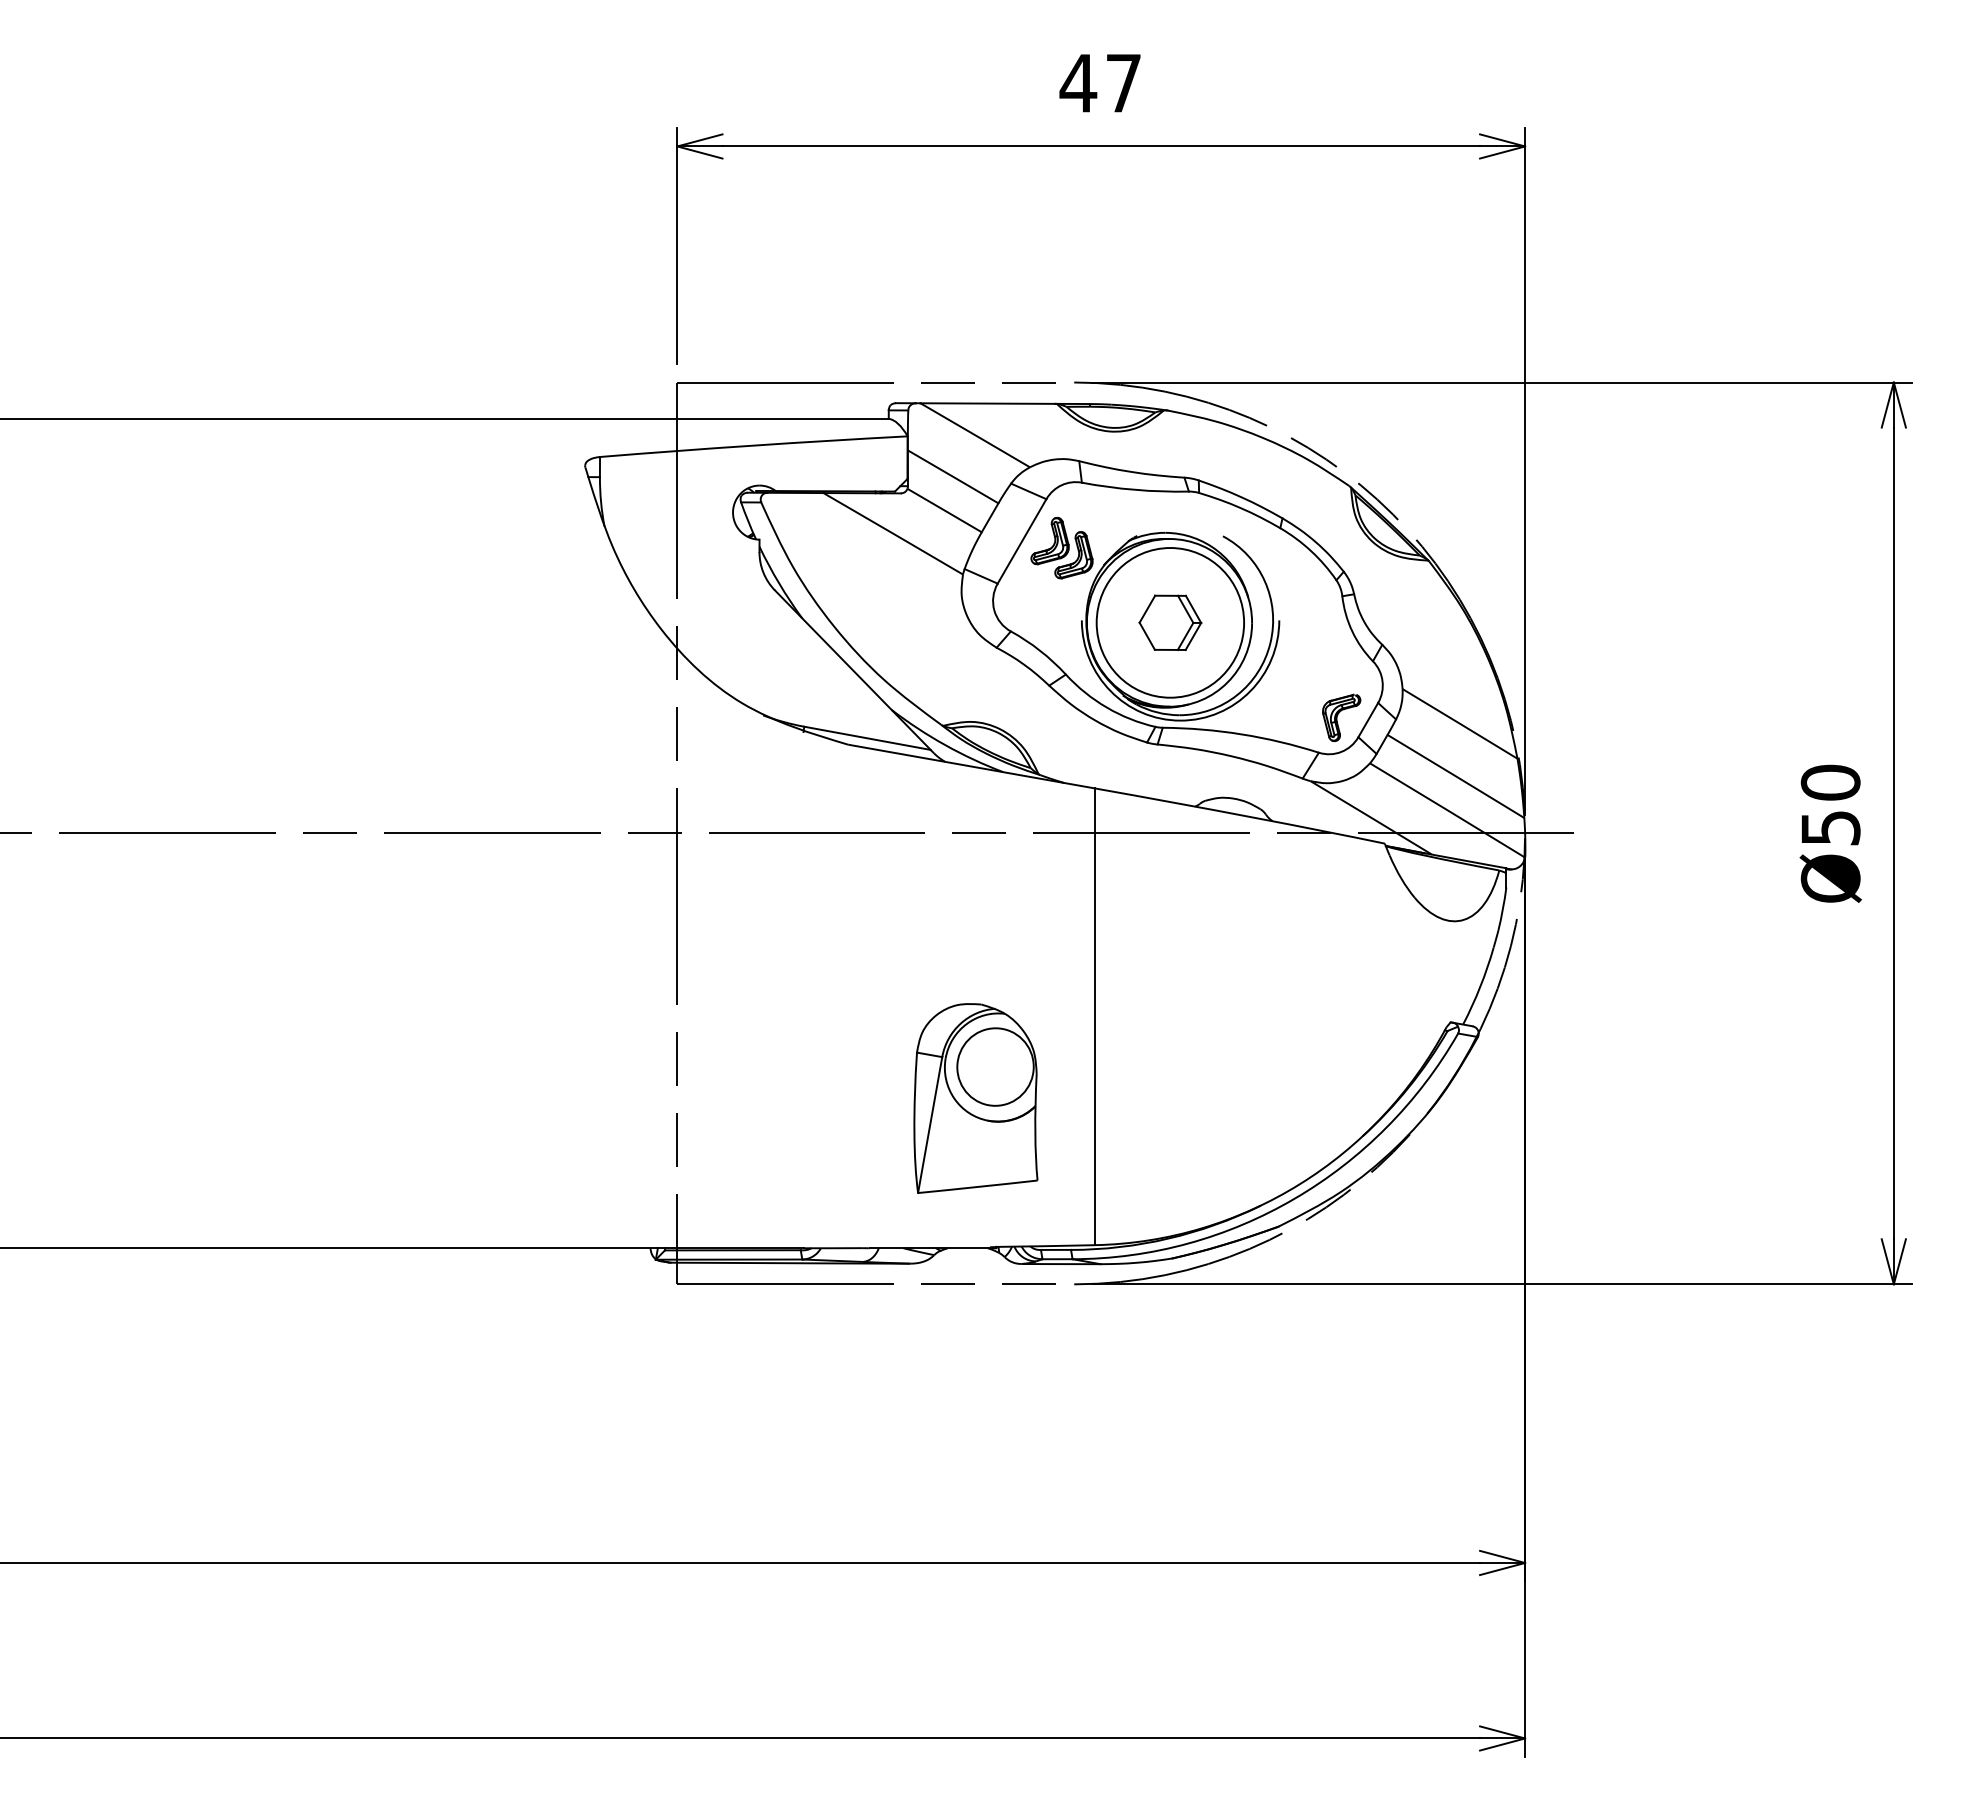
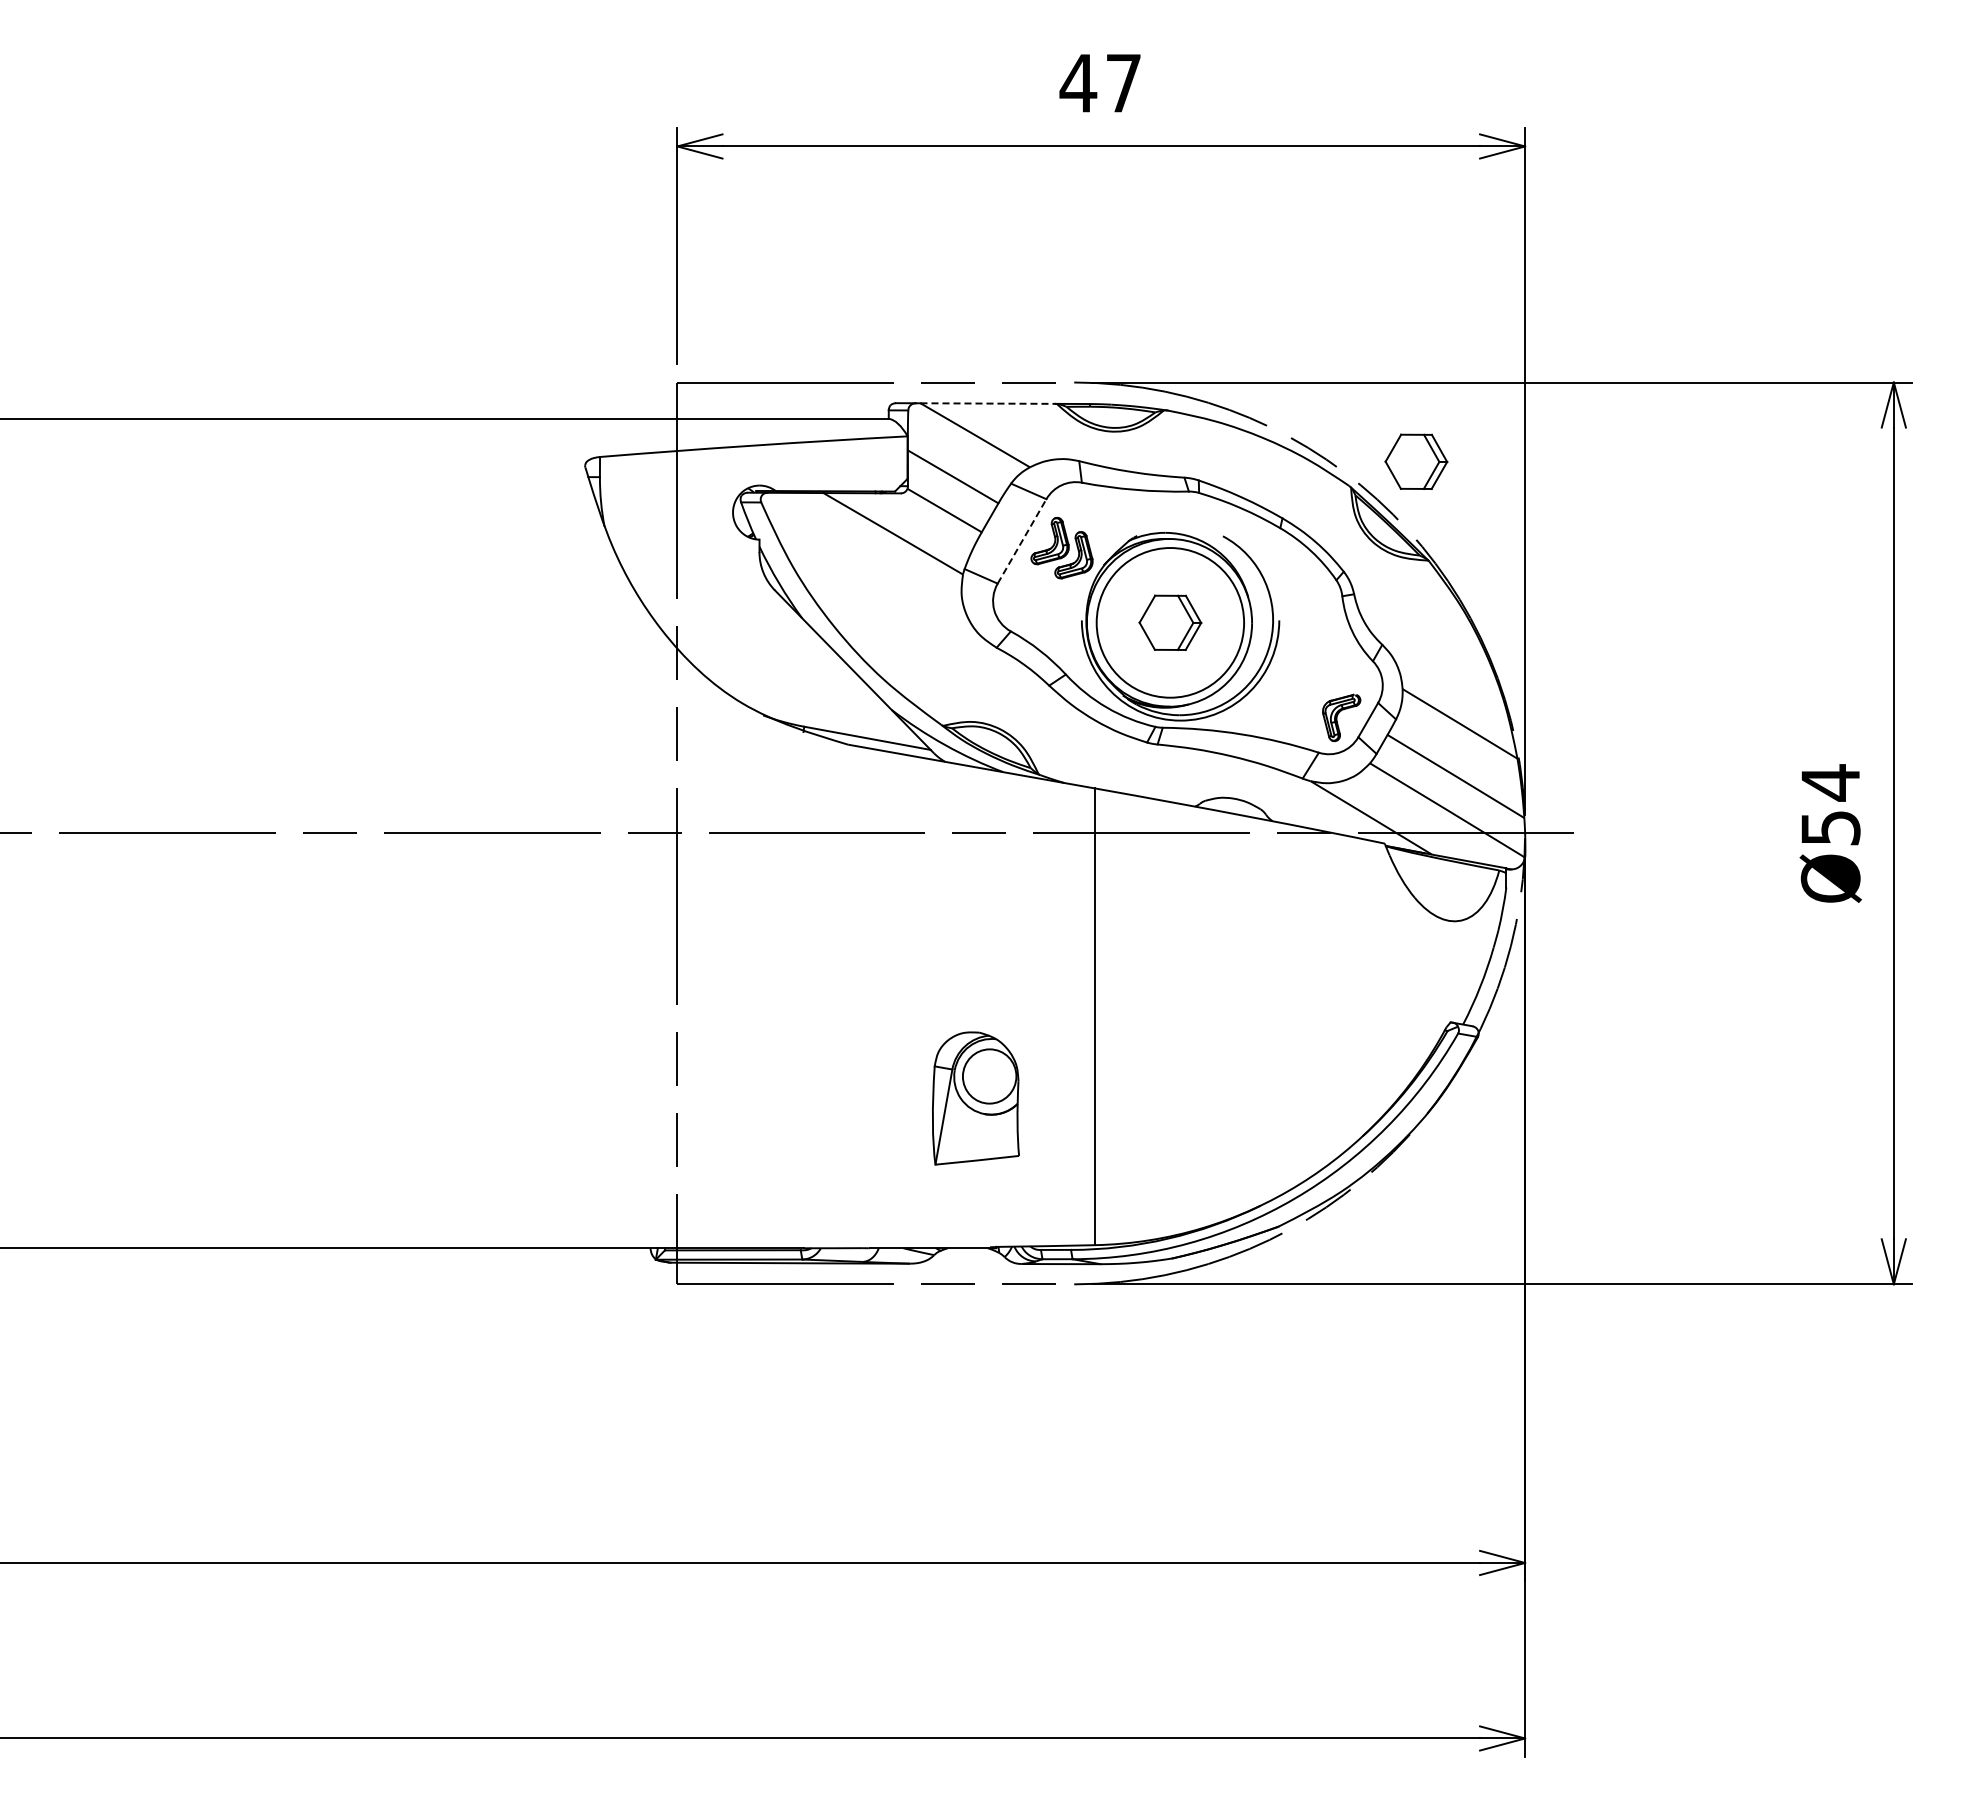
line: solid -> dashed (988, 403)
part: none -> present (1416, 461)
line: solid -> dashed (1022, 541)
text: Ø50 -> Ø54 (1830, 782)
part size: 126x191 px -> 88x135 px (975, 1098)
